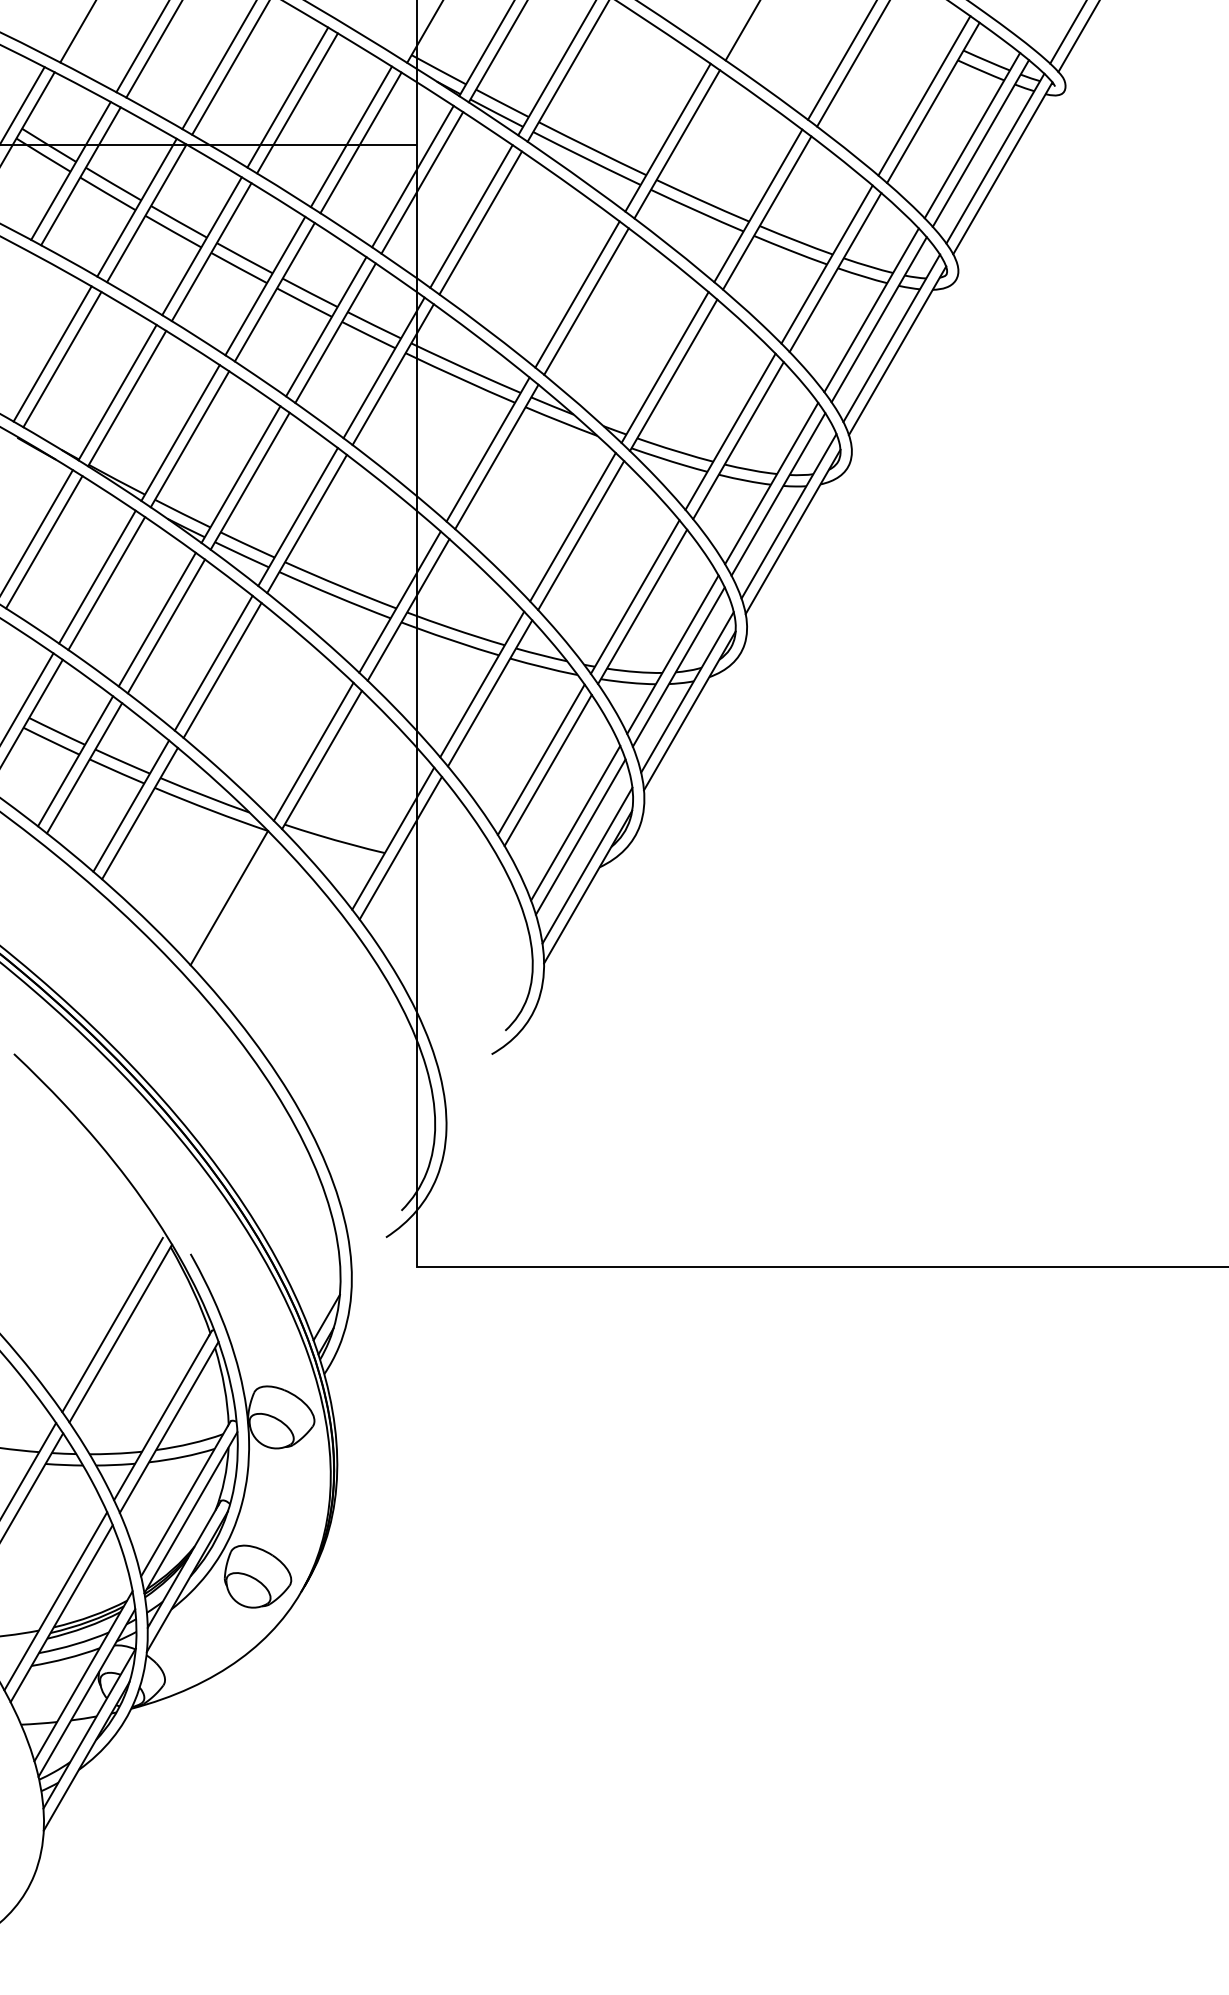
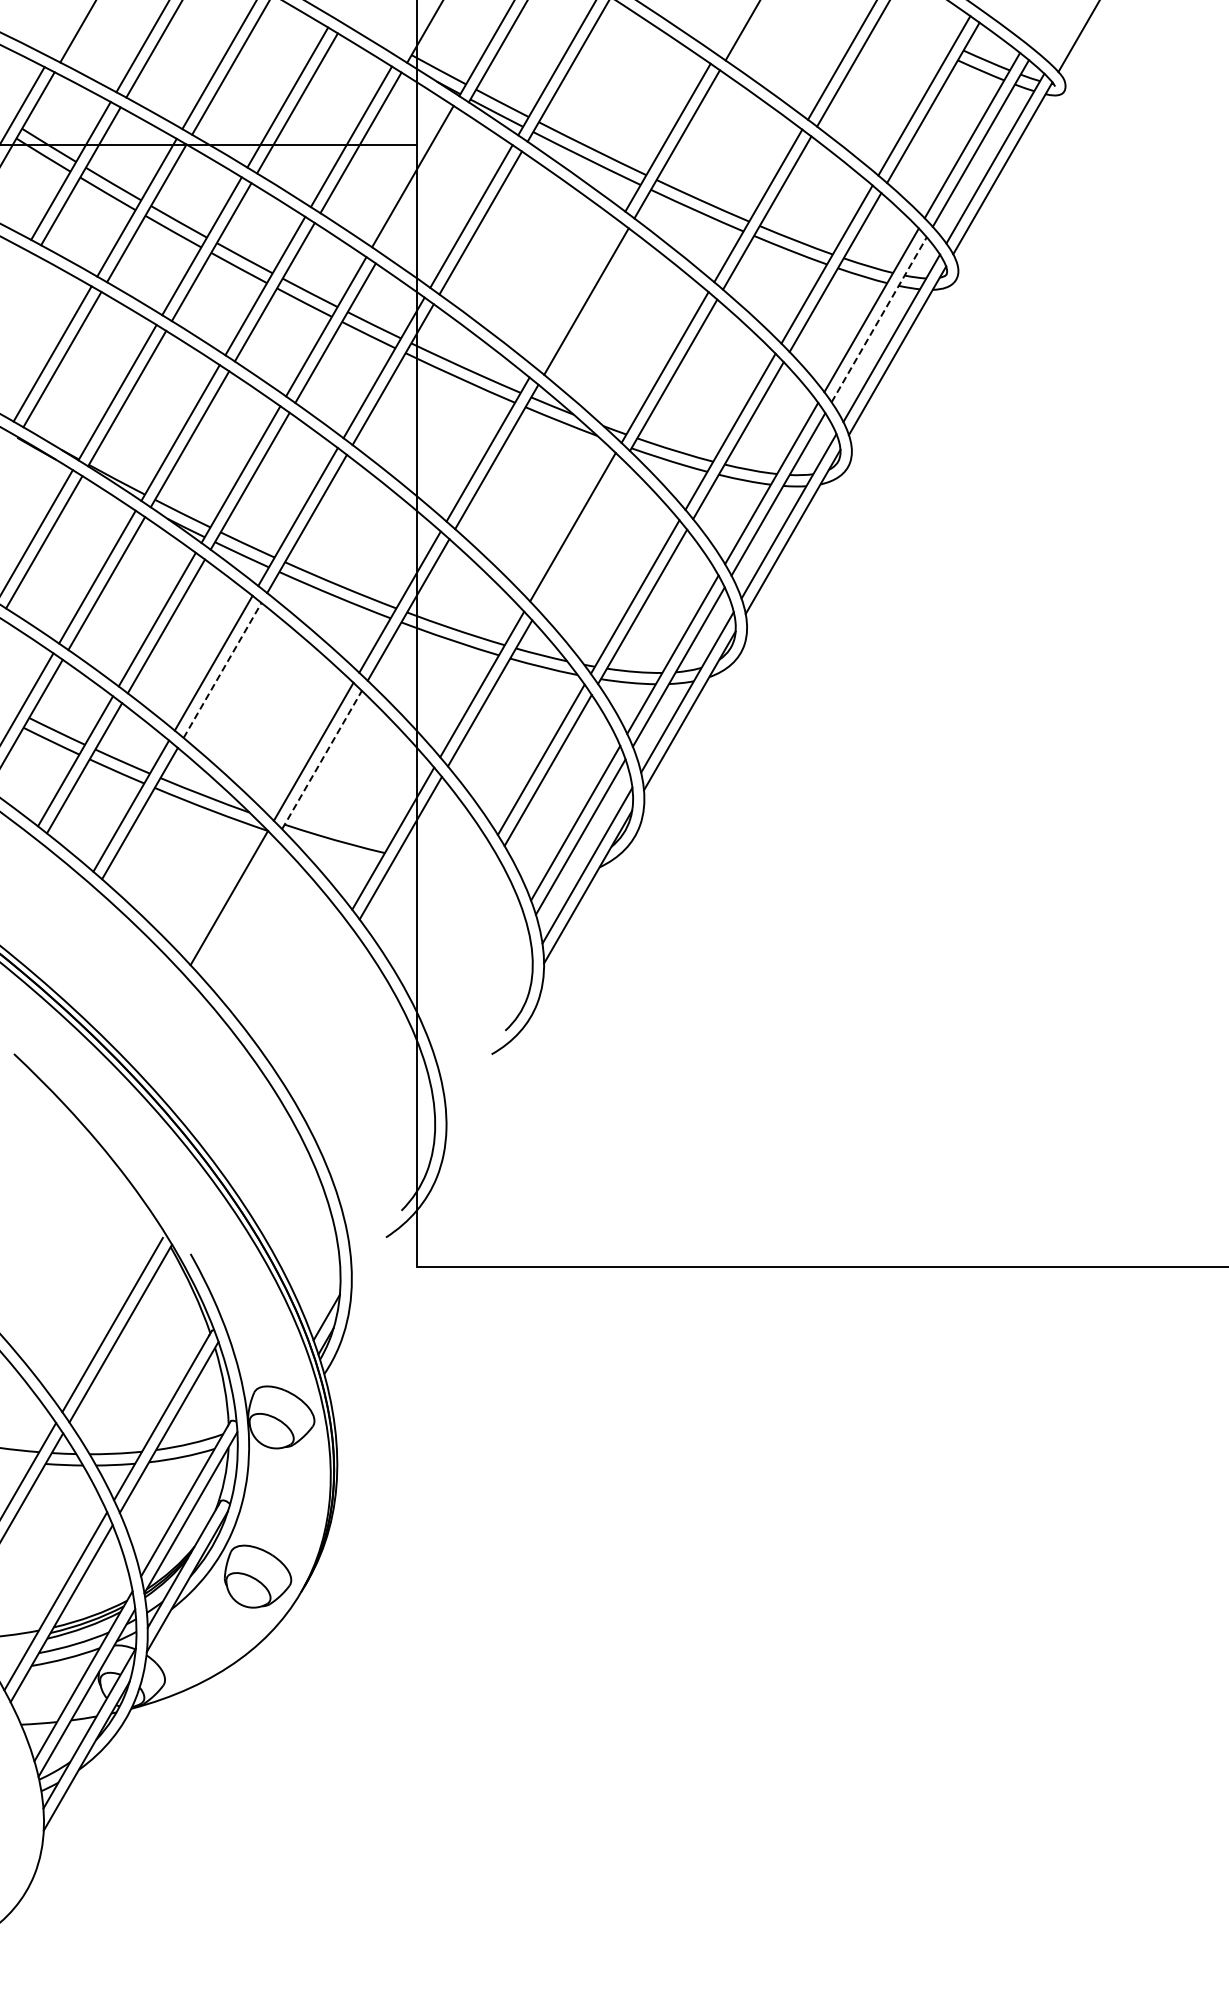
line: present -> none (1067, 32)
line: present -> none (422, 182)
line: present -> none (577, 294)
line: solid -> dashed (879, 319)
line: present -> none (581, 535)
line: solid -> dashed (222, 670)
line: solid -> dashed (322, 760)
